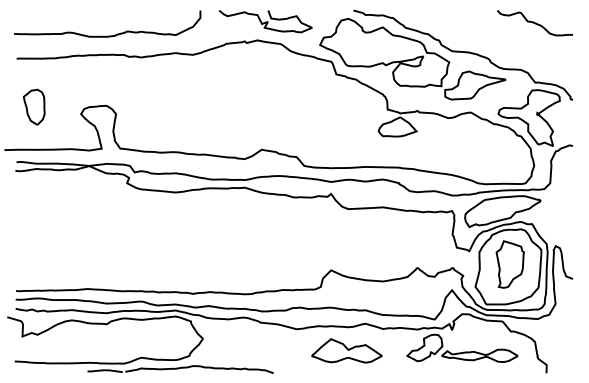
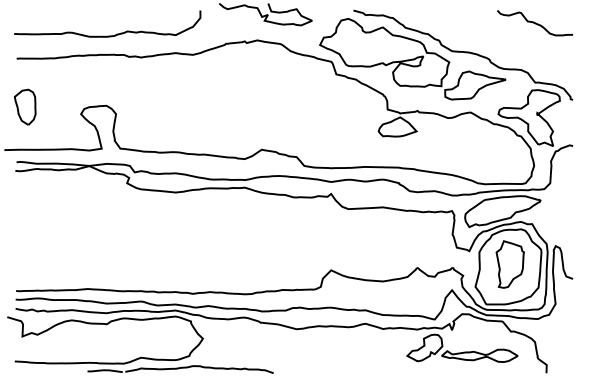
curve position: (265, 21) -> (265, 14) (265, 14)
part position: (33, 106) -> (24, 106) (24, 106)
part: present -> none (346, 350)
